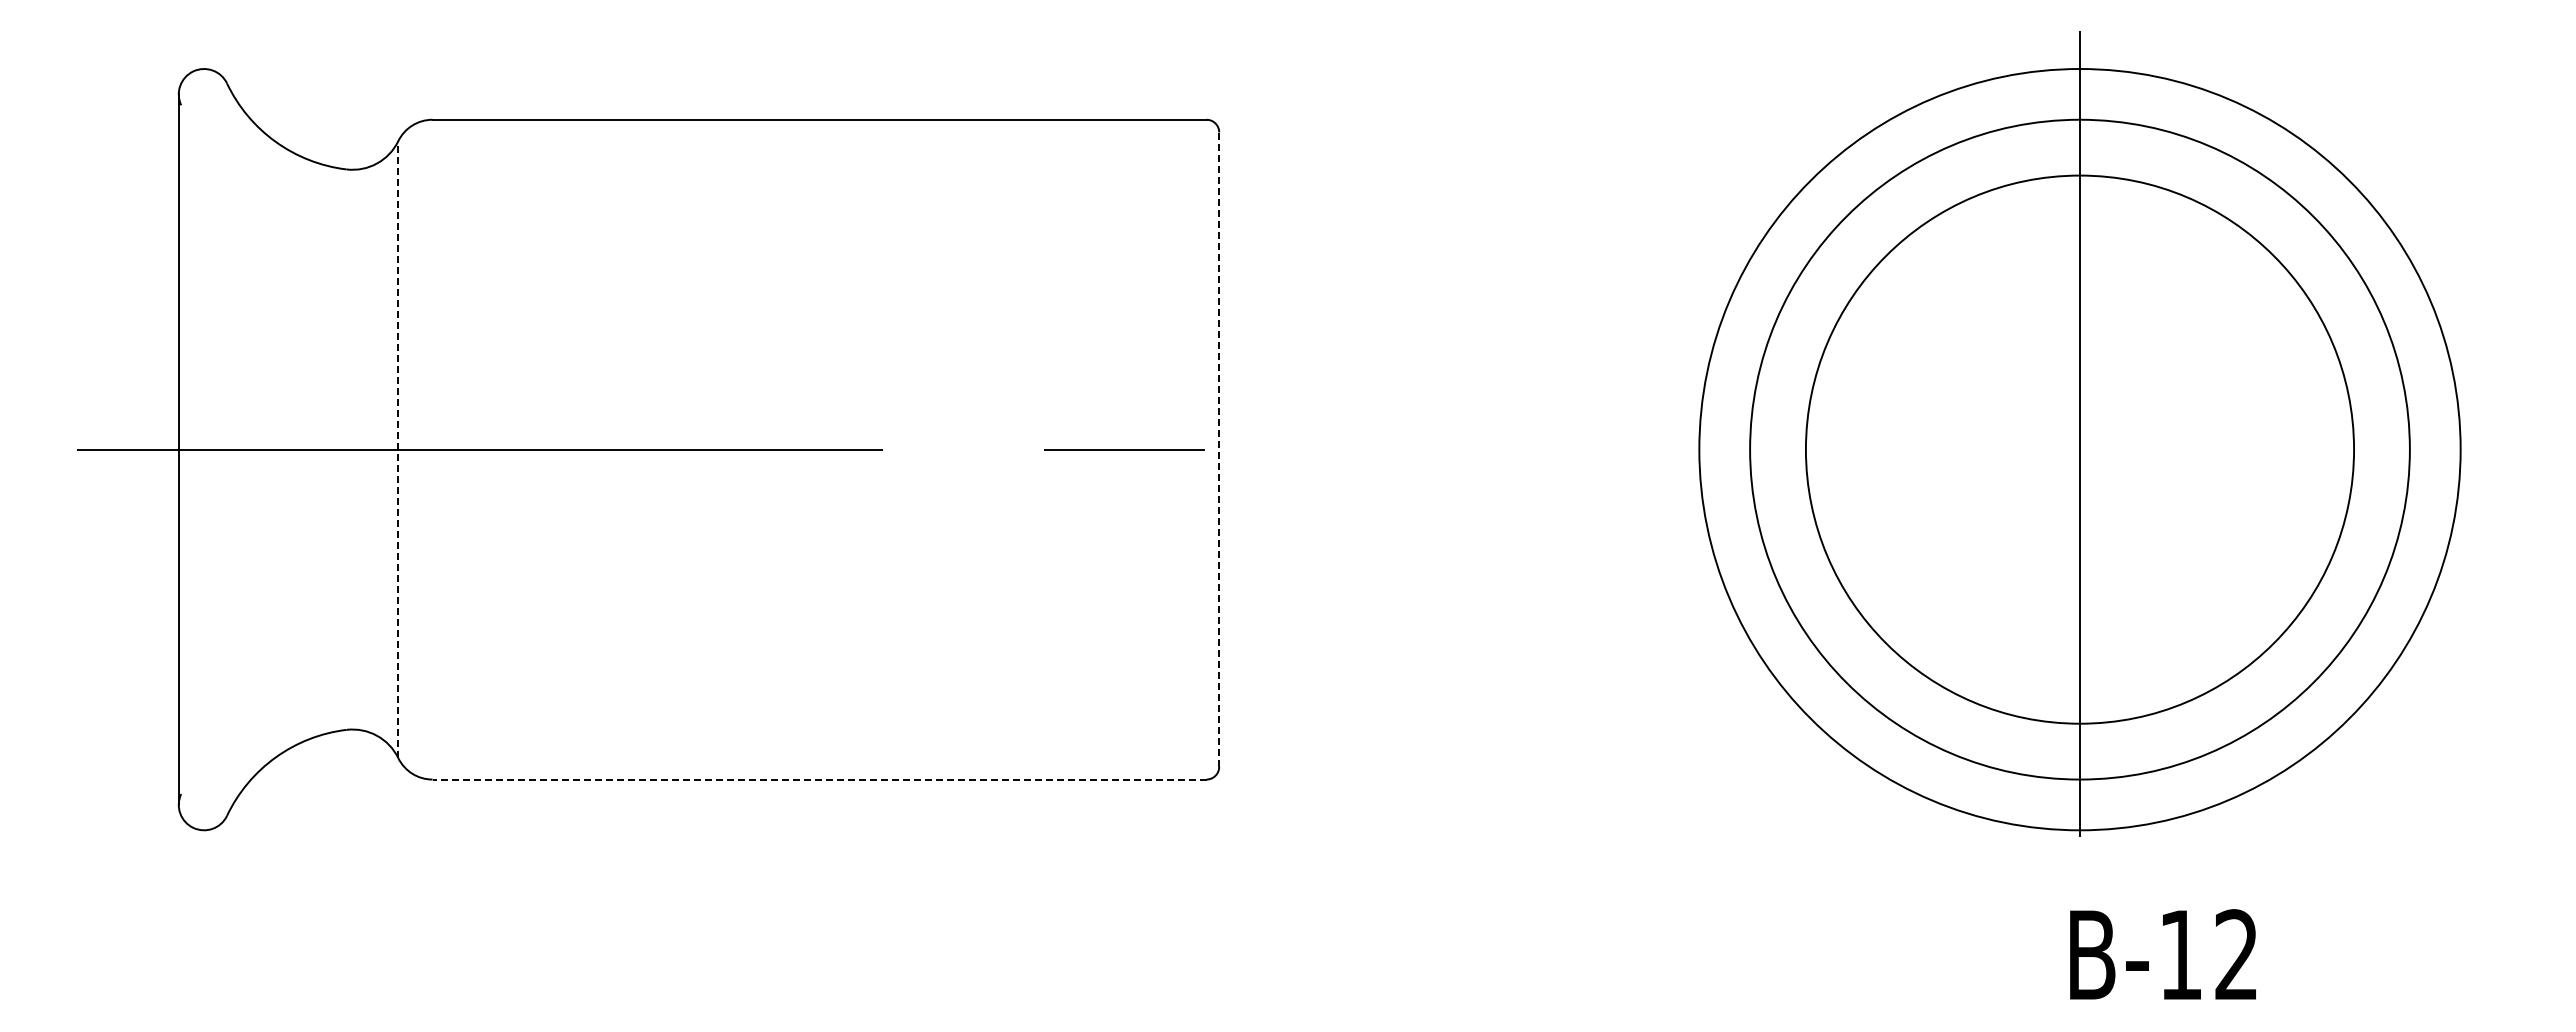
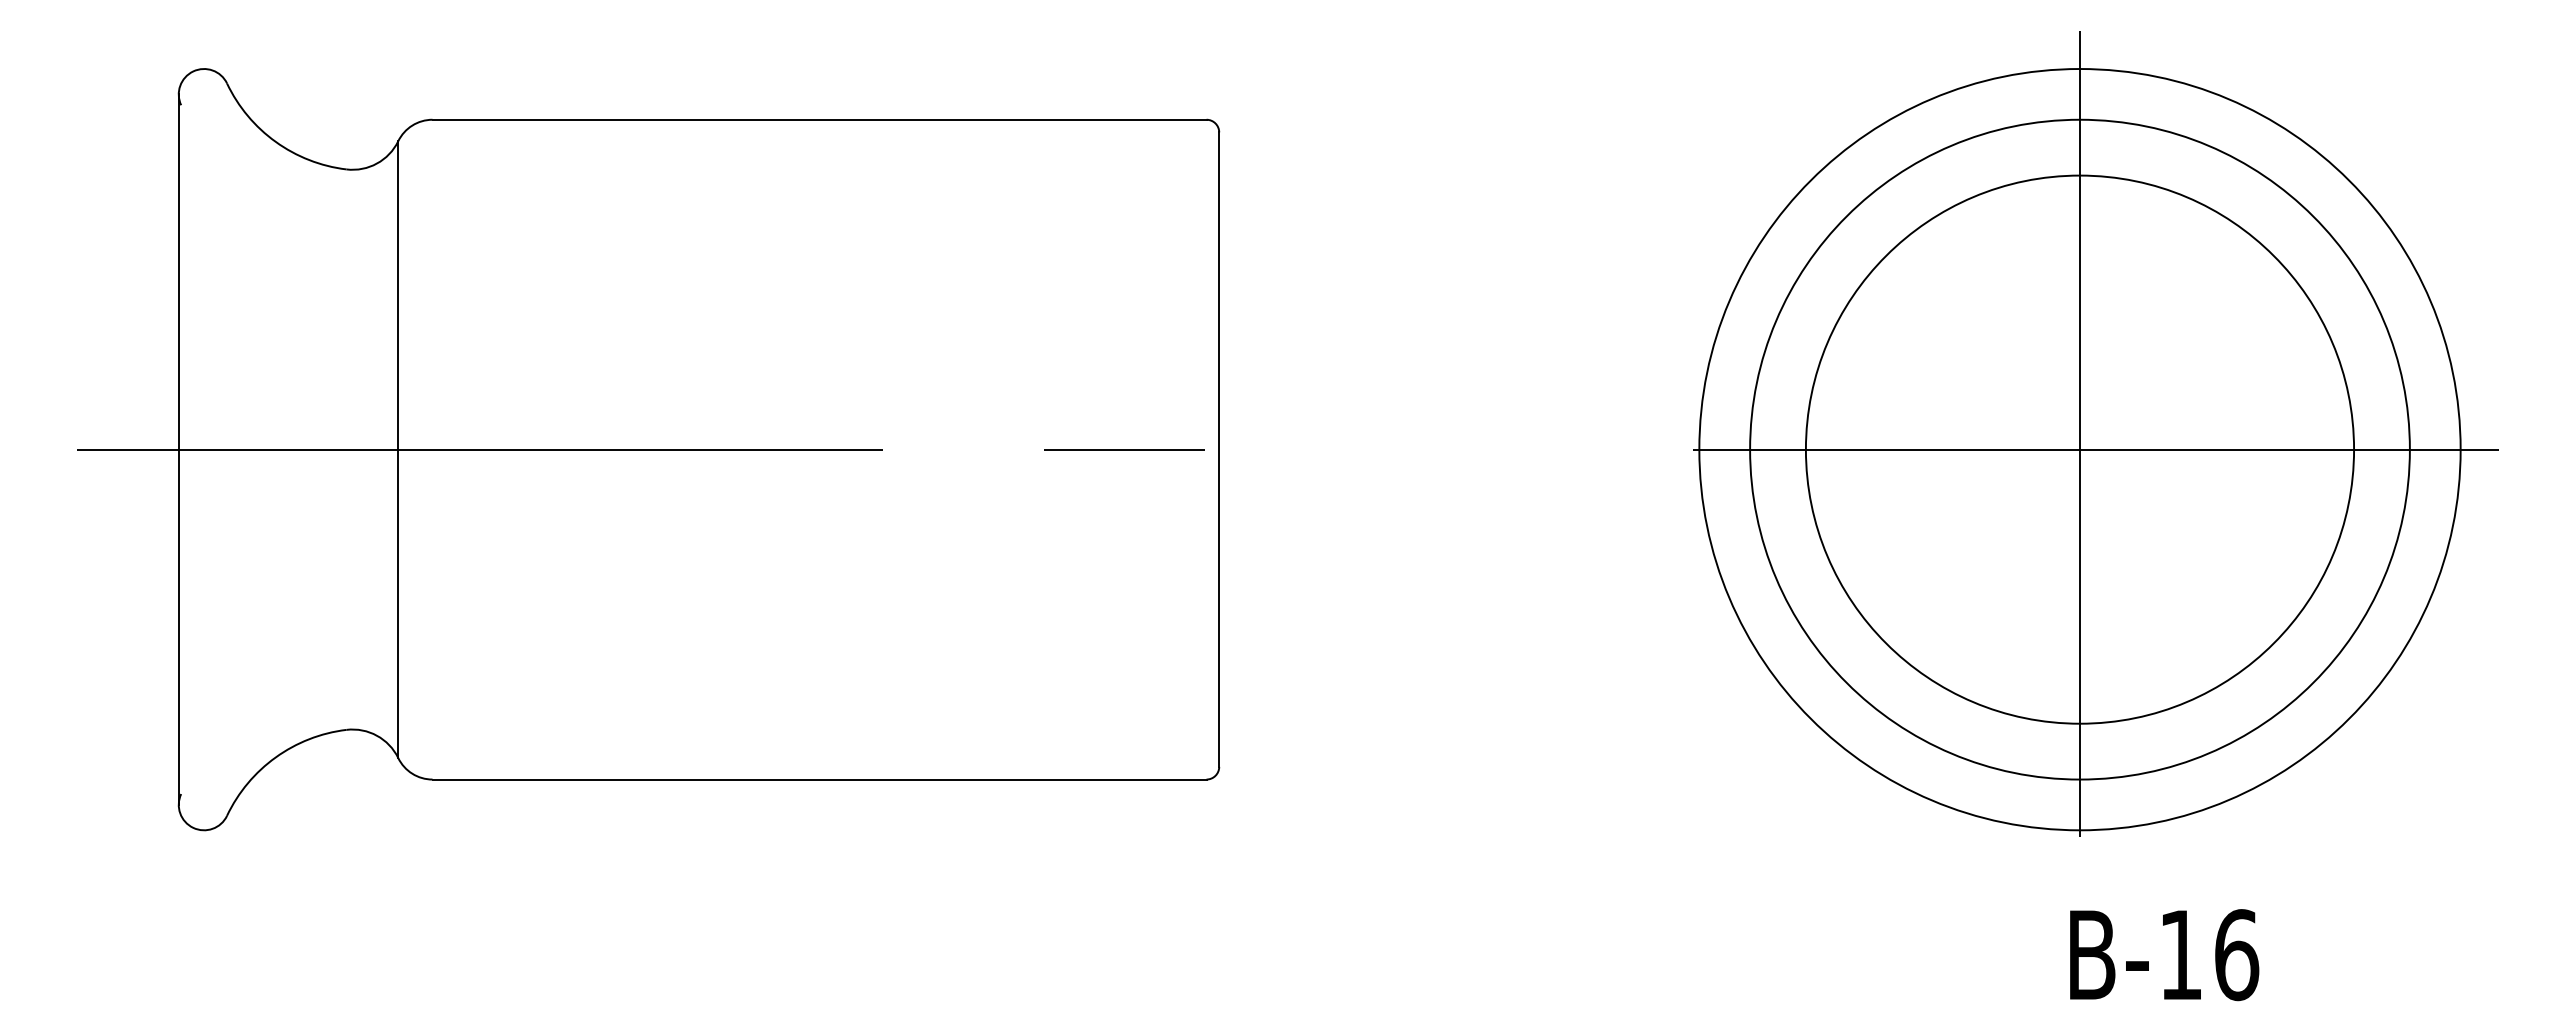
line: dashed -> solid (398, 449)
line: dashed -> solid (1219, 449)
line: none -> present (2079, 449)
line: dashed -> solid (819, 779)
text: B-12 -> B-16 (2237, 955)
